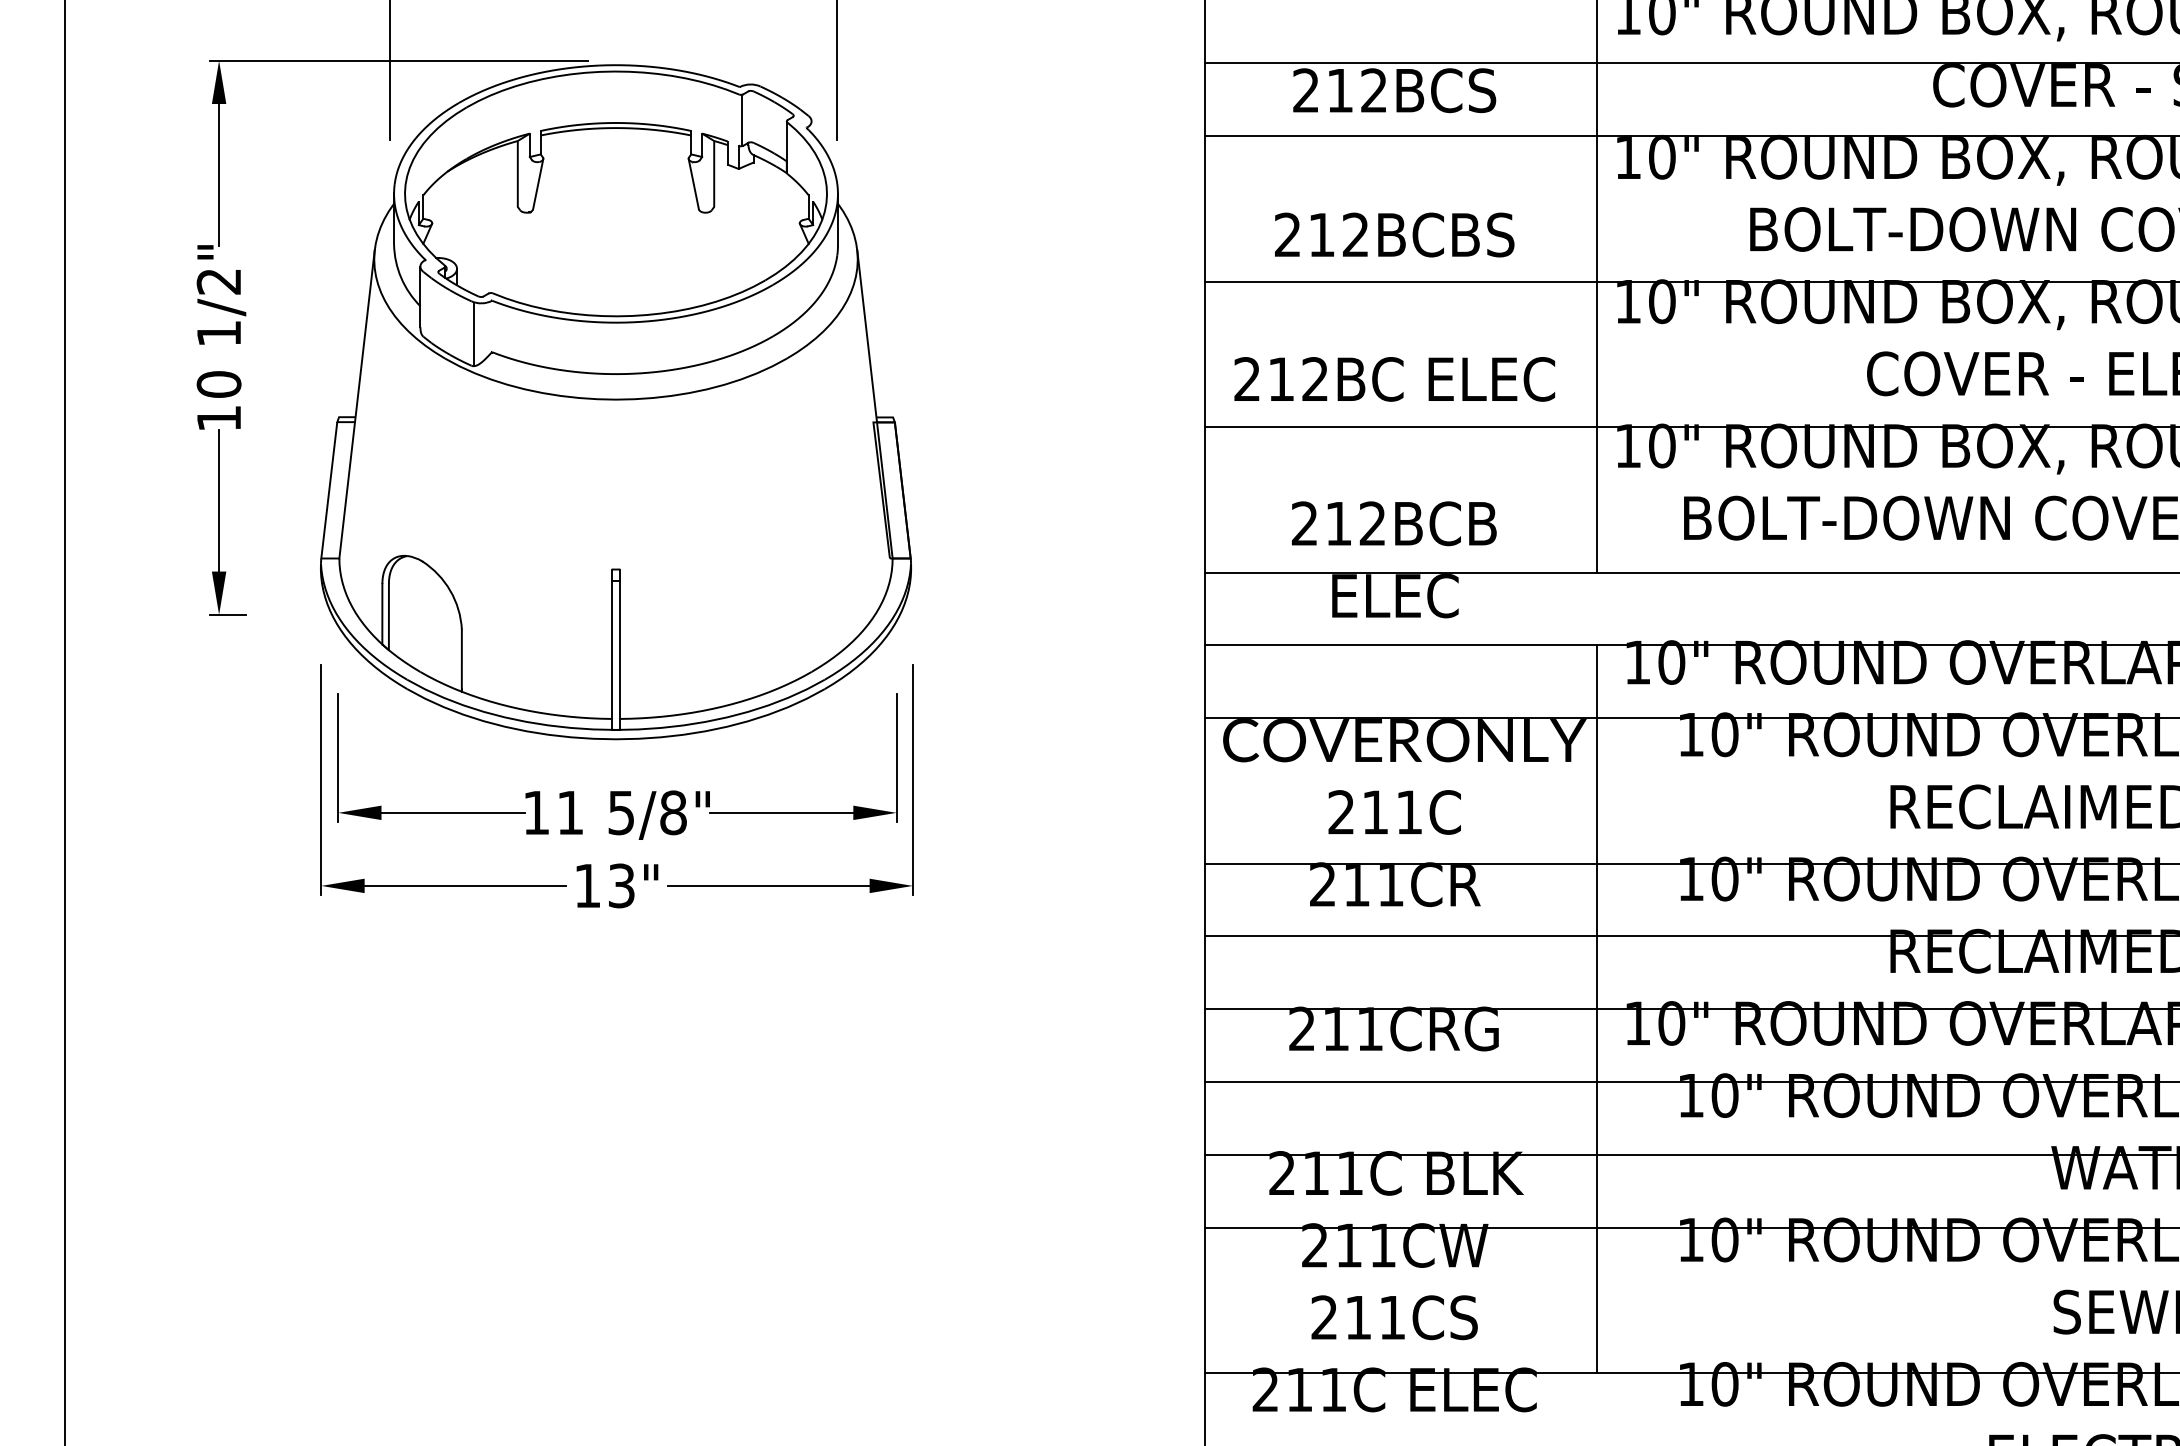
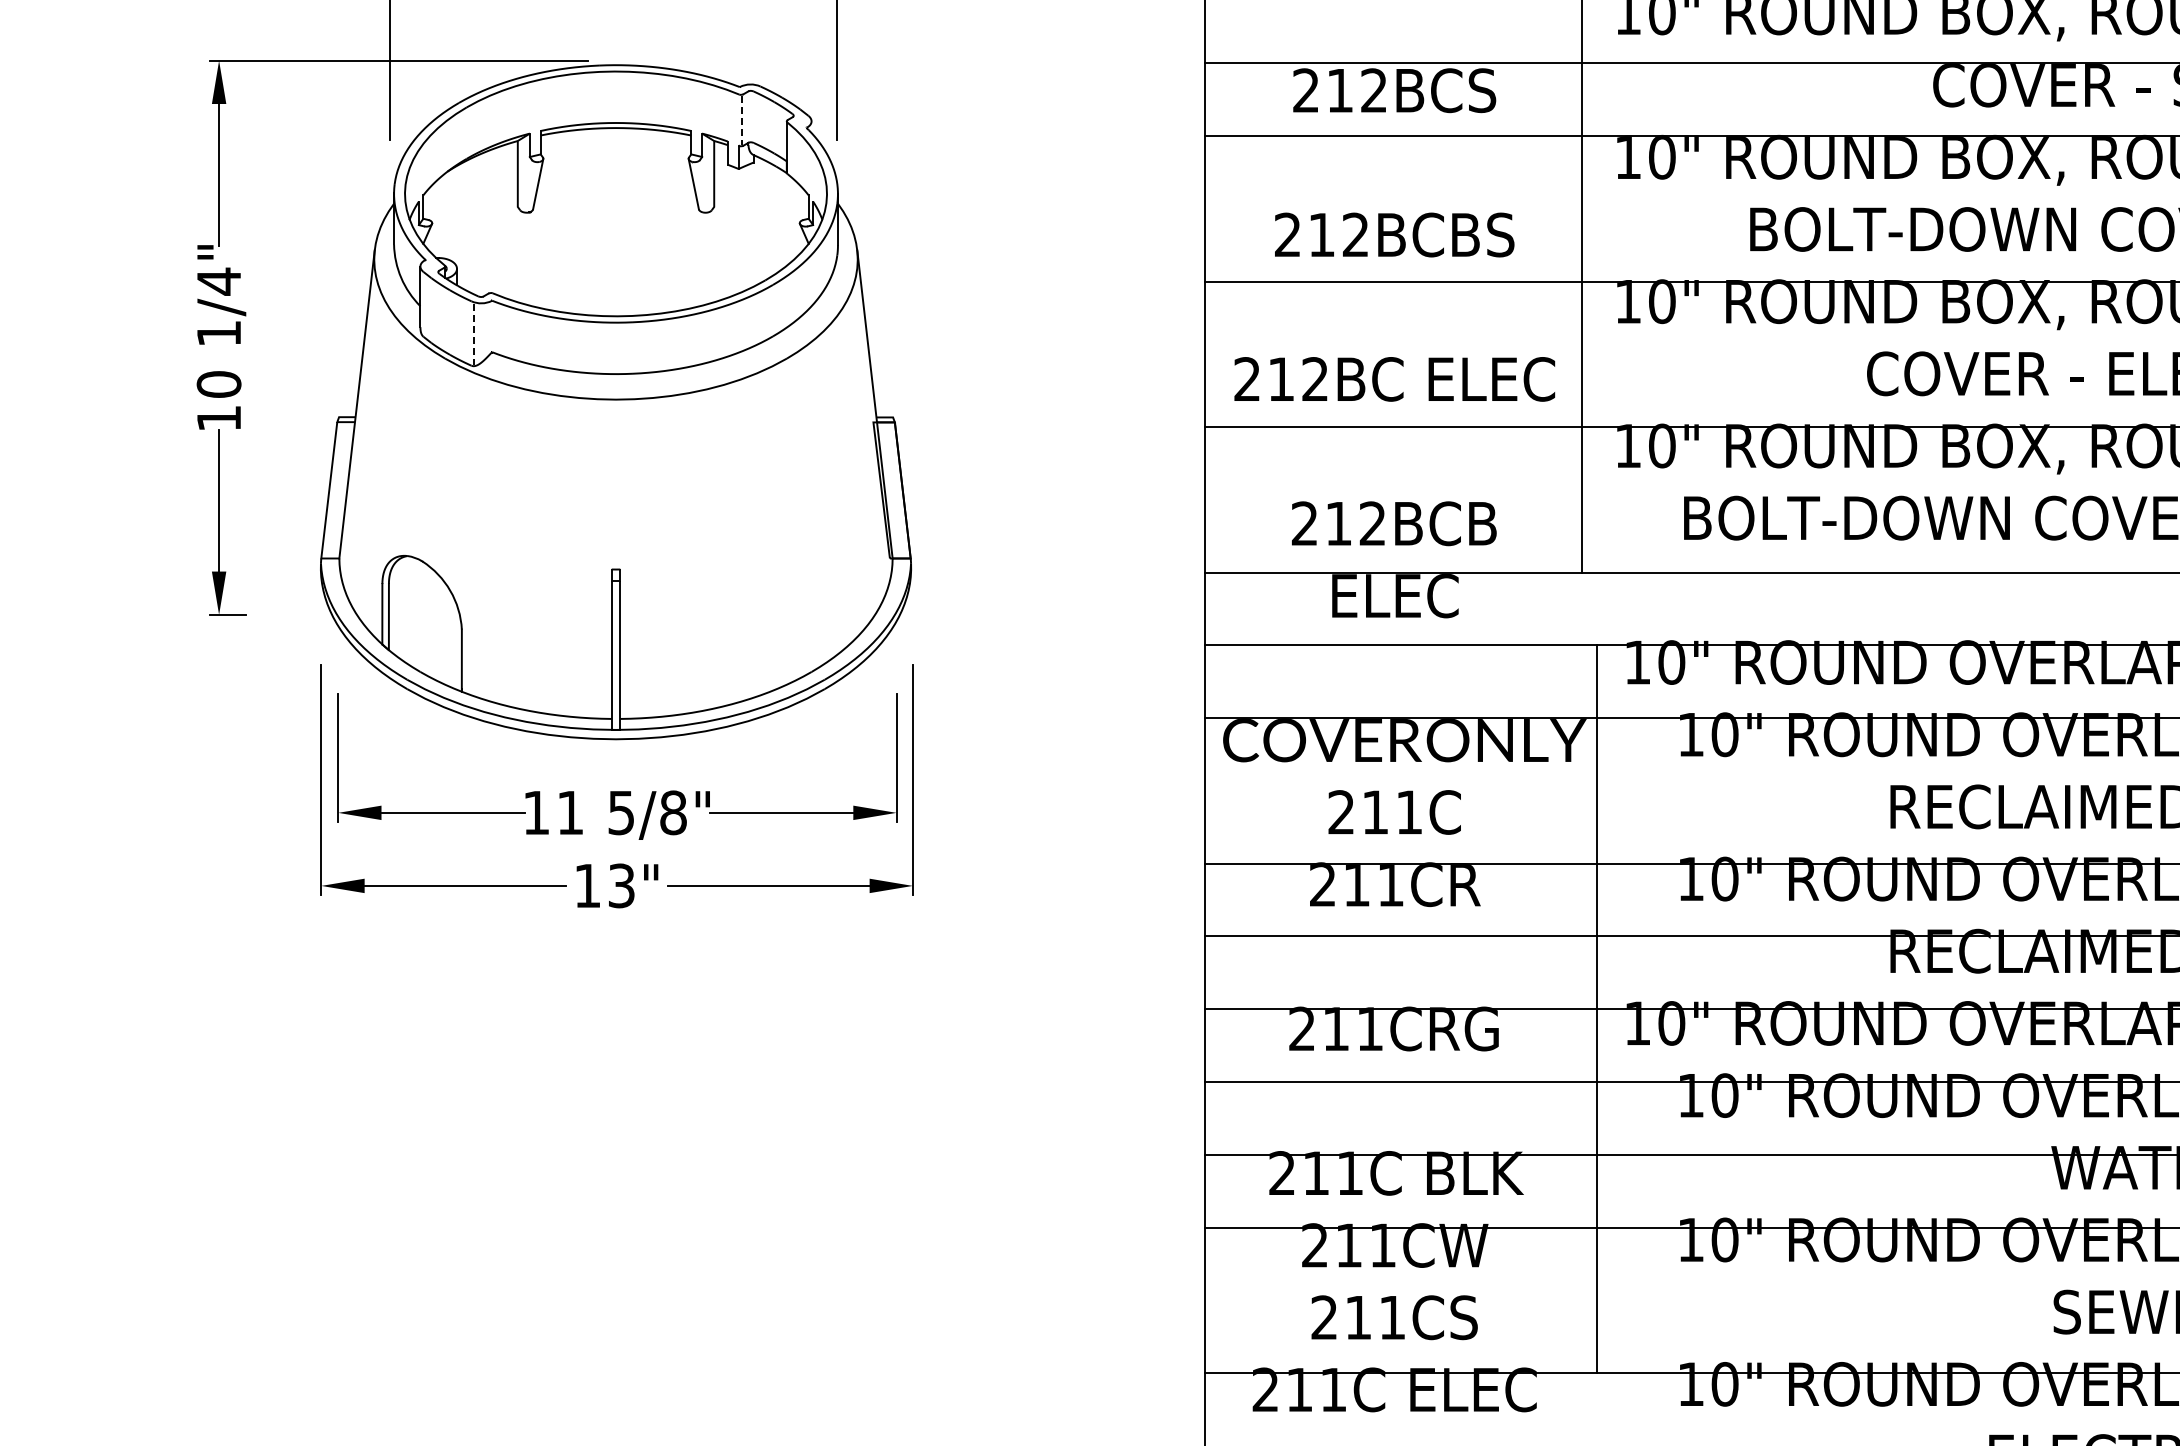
line: solid -> dashed (741, 120)
text: 1/2" -> 1/4" (218, 281)
line position: (1597, 287) -> (1582, 287) (1582, 287)
line: solid -> dashed (474, 335)
line: present -> none (65, 722)
